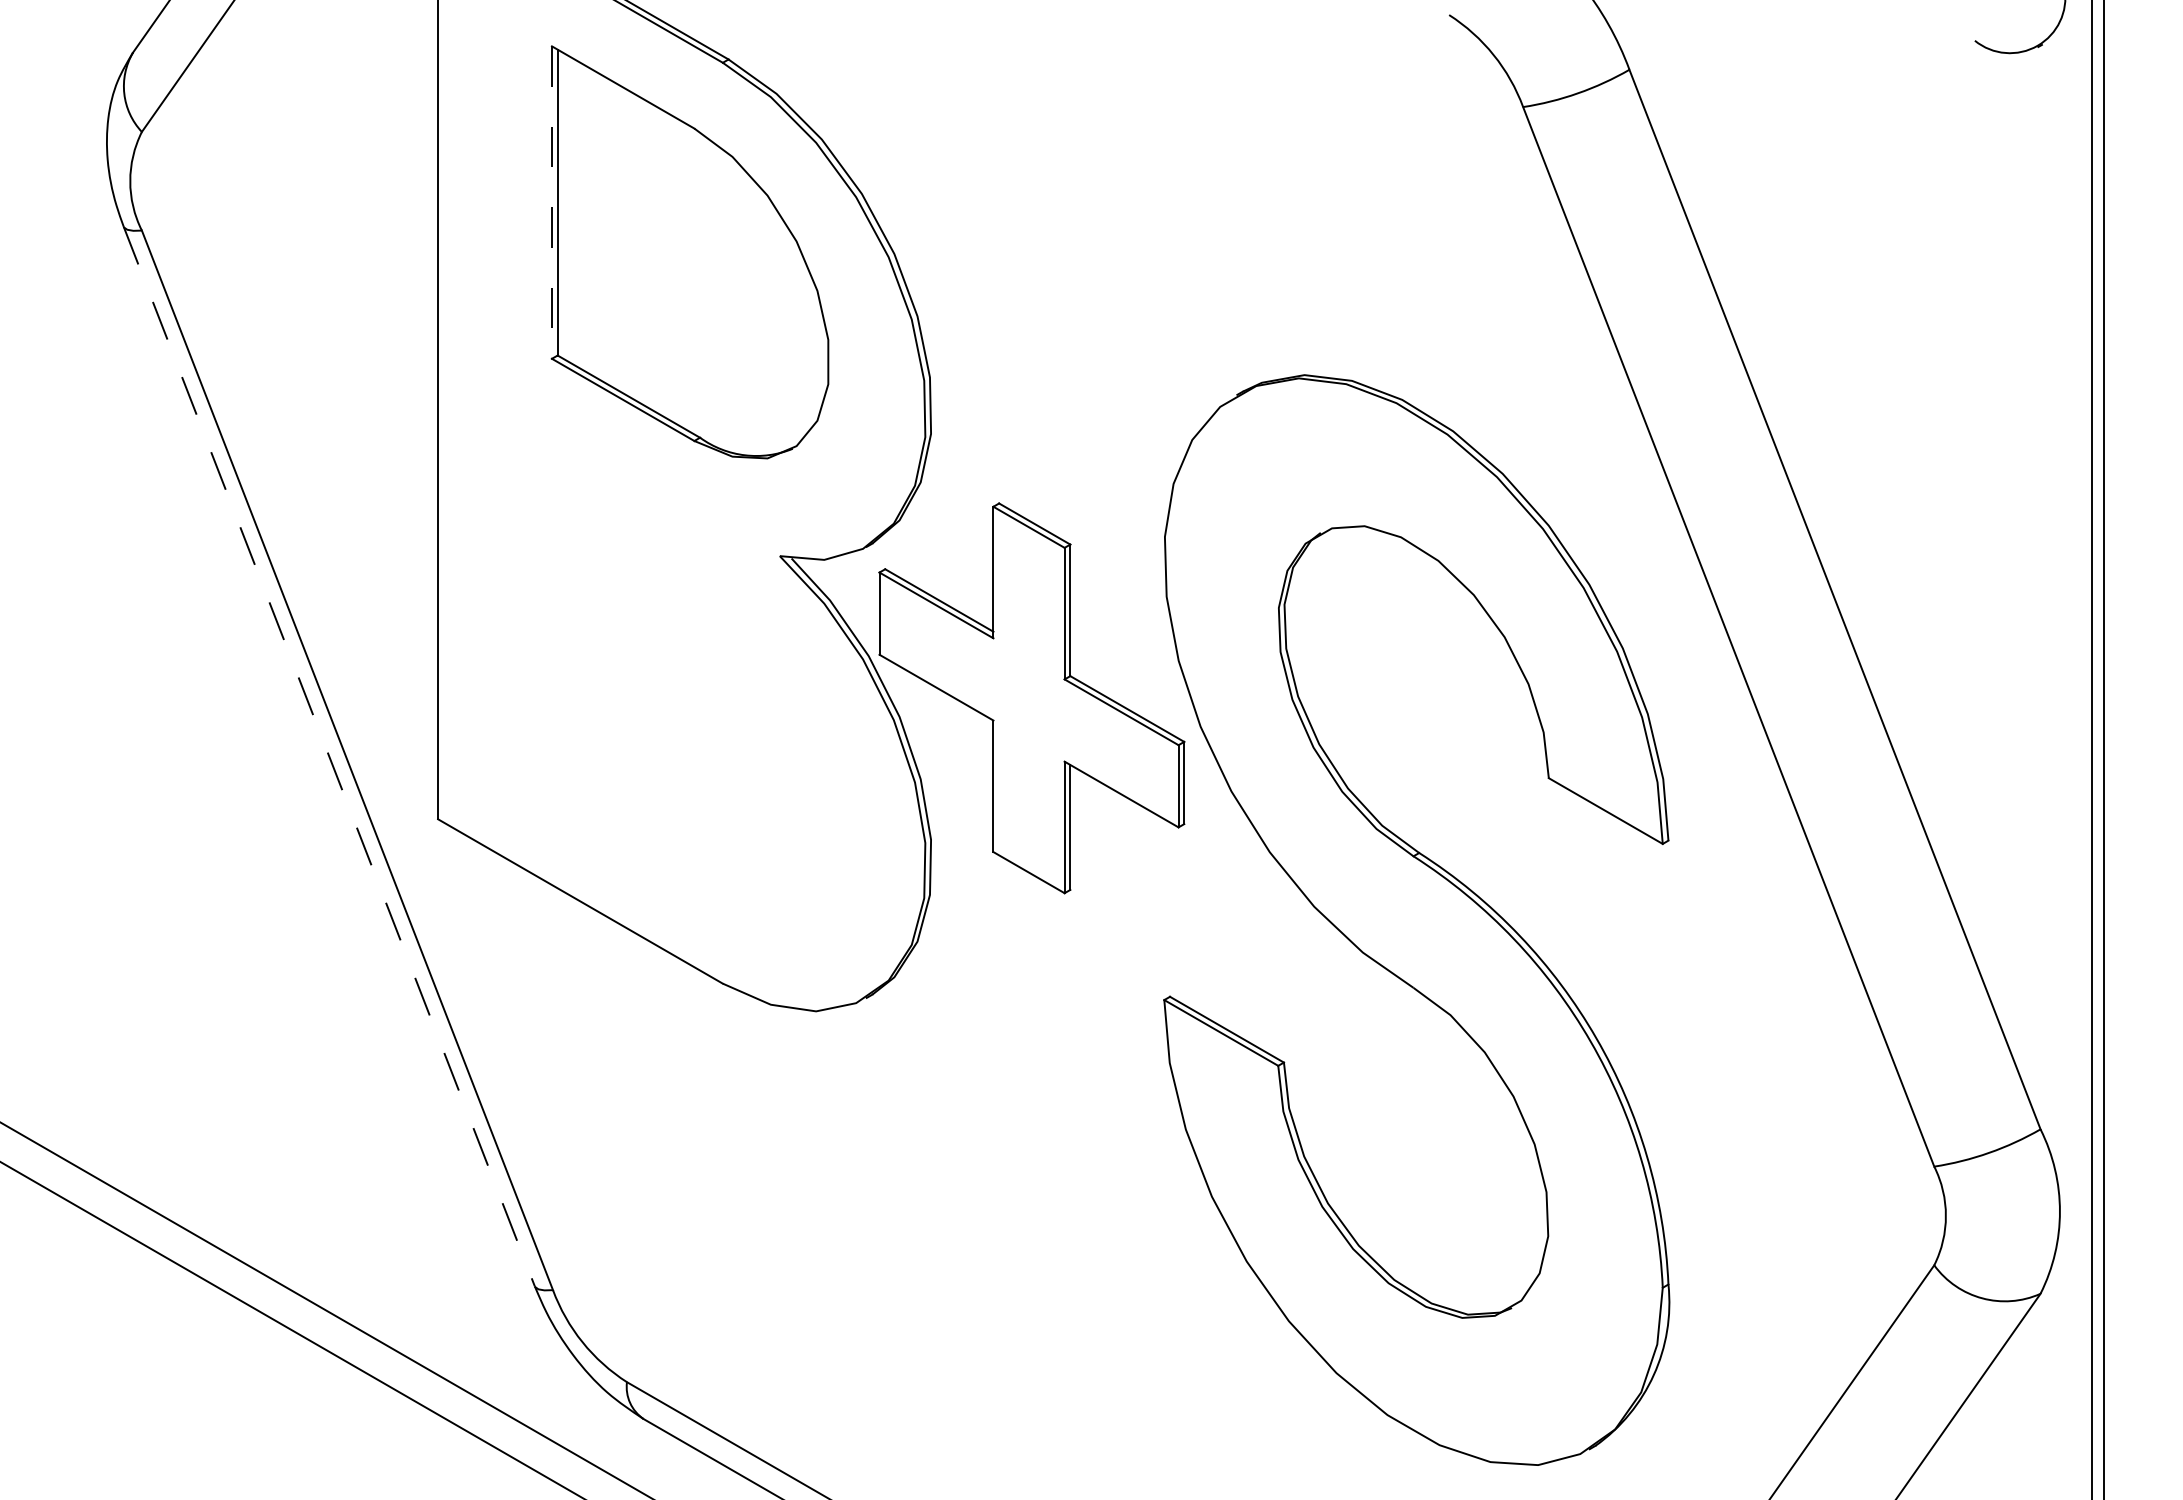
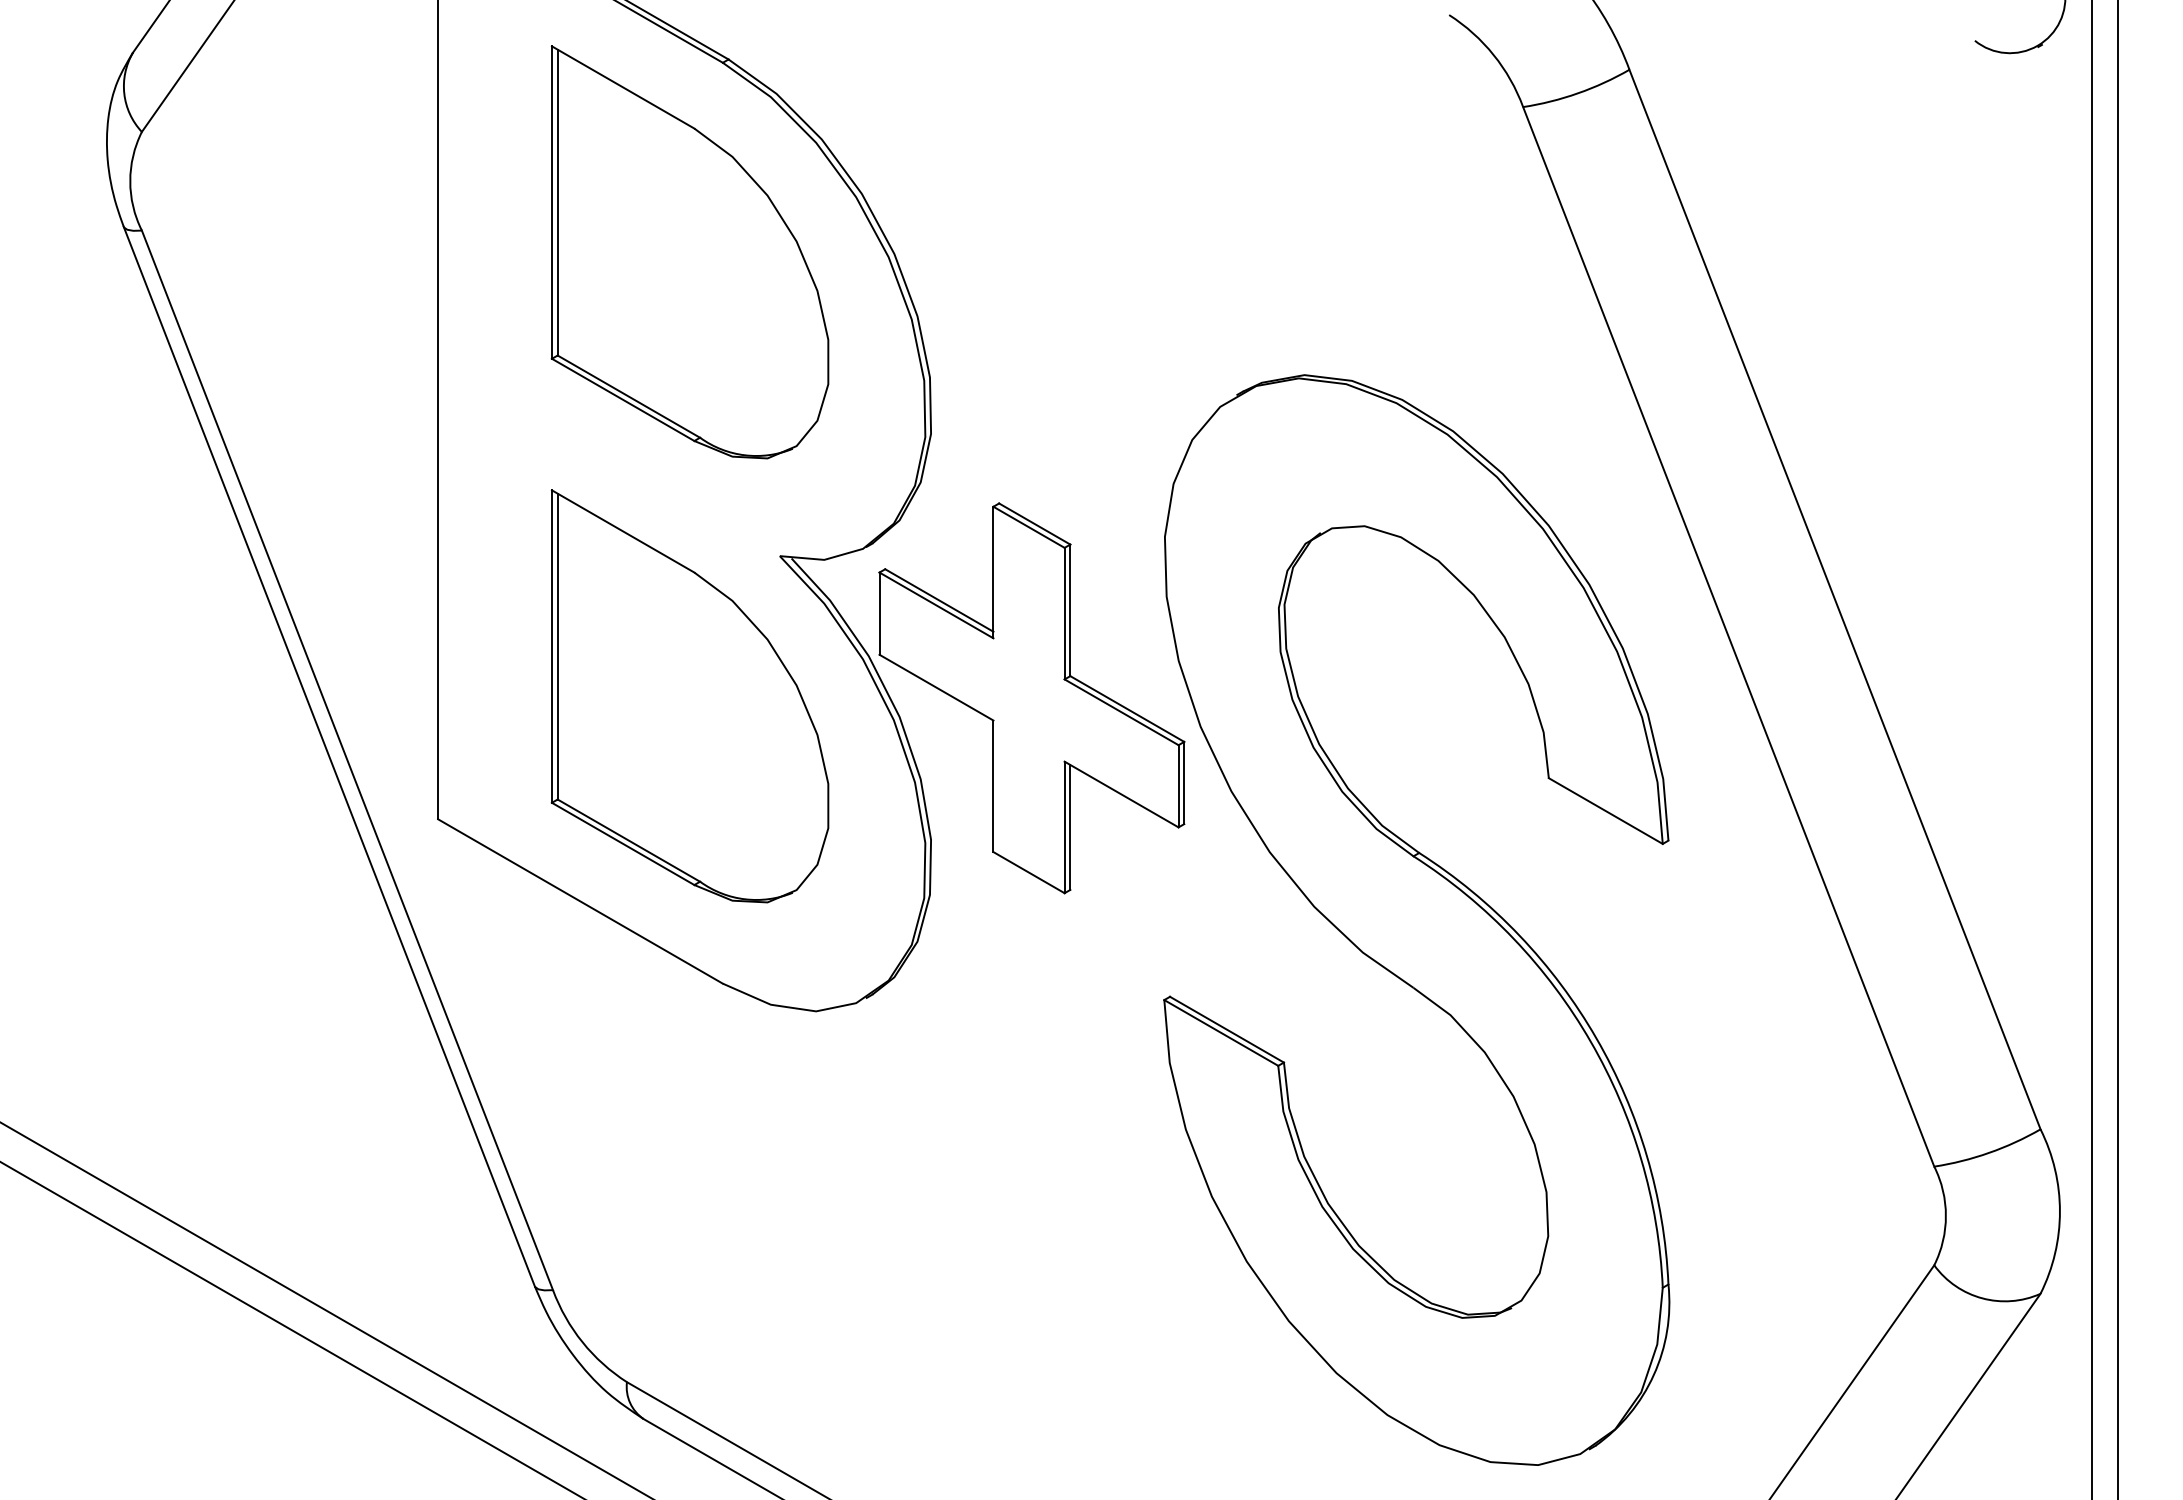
line: dashed -> solid (551, 203)
part: none -> present (689, 696)
line position: (2103, 749) -> (2117, 749) (2117, 749)
line: dashed -> solid (329, 757)
